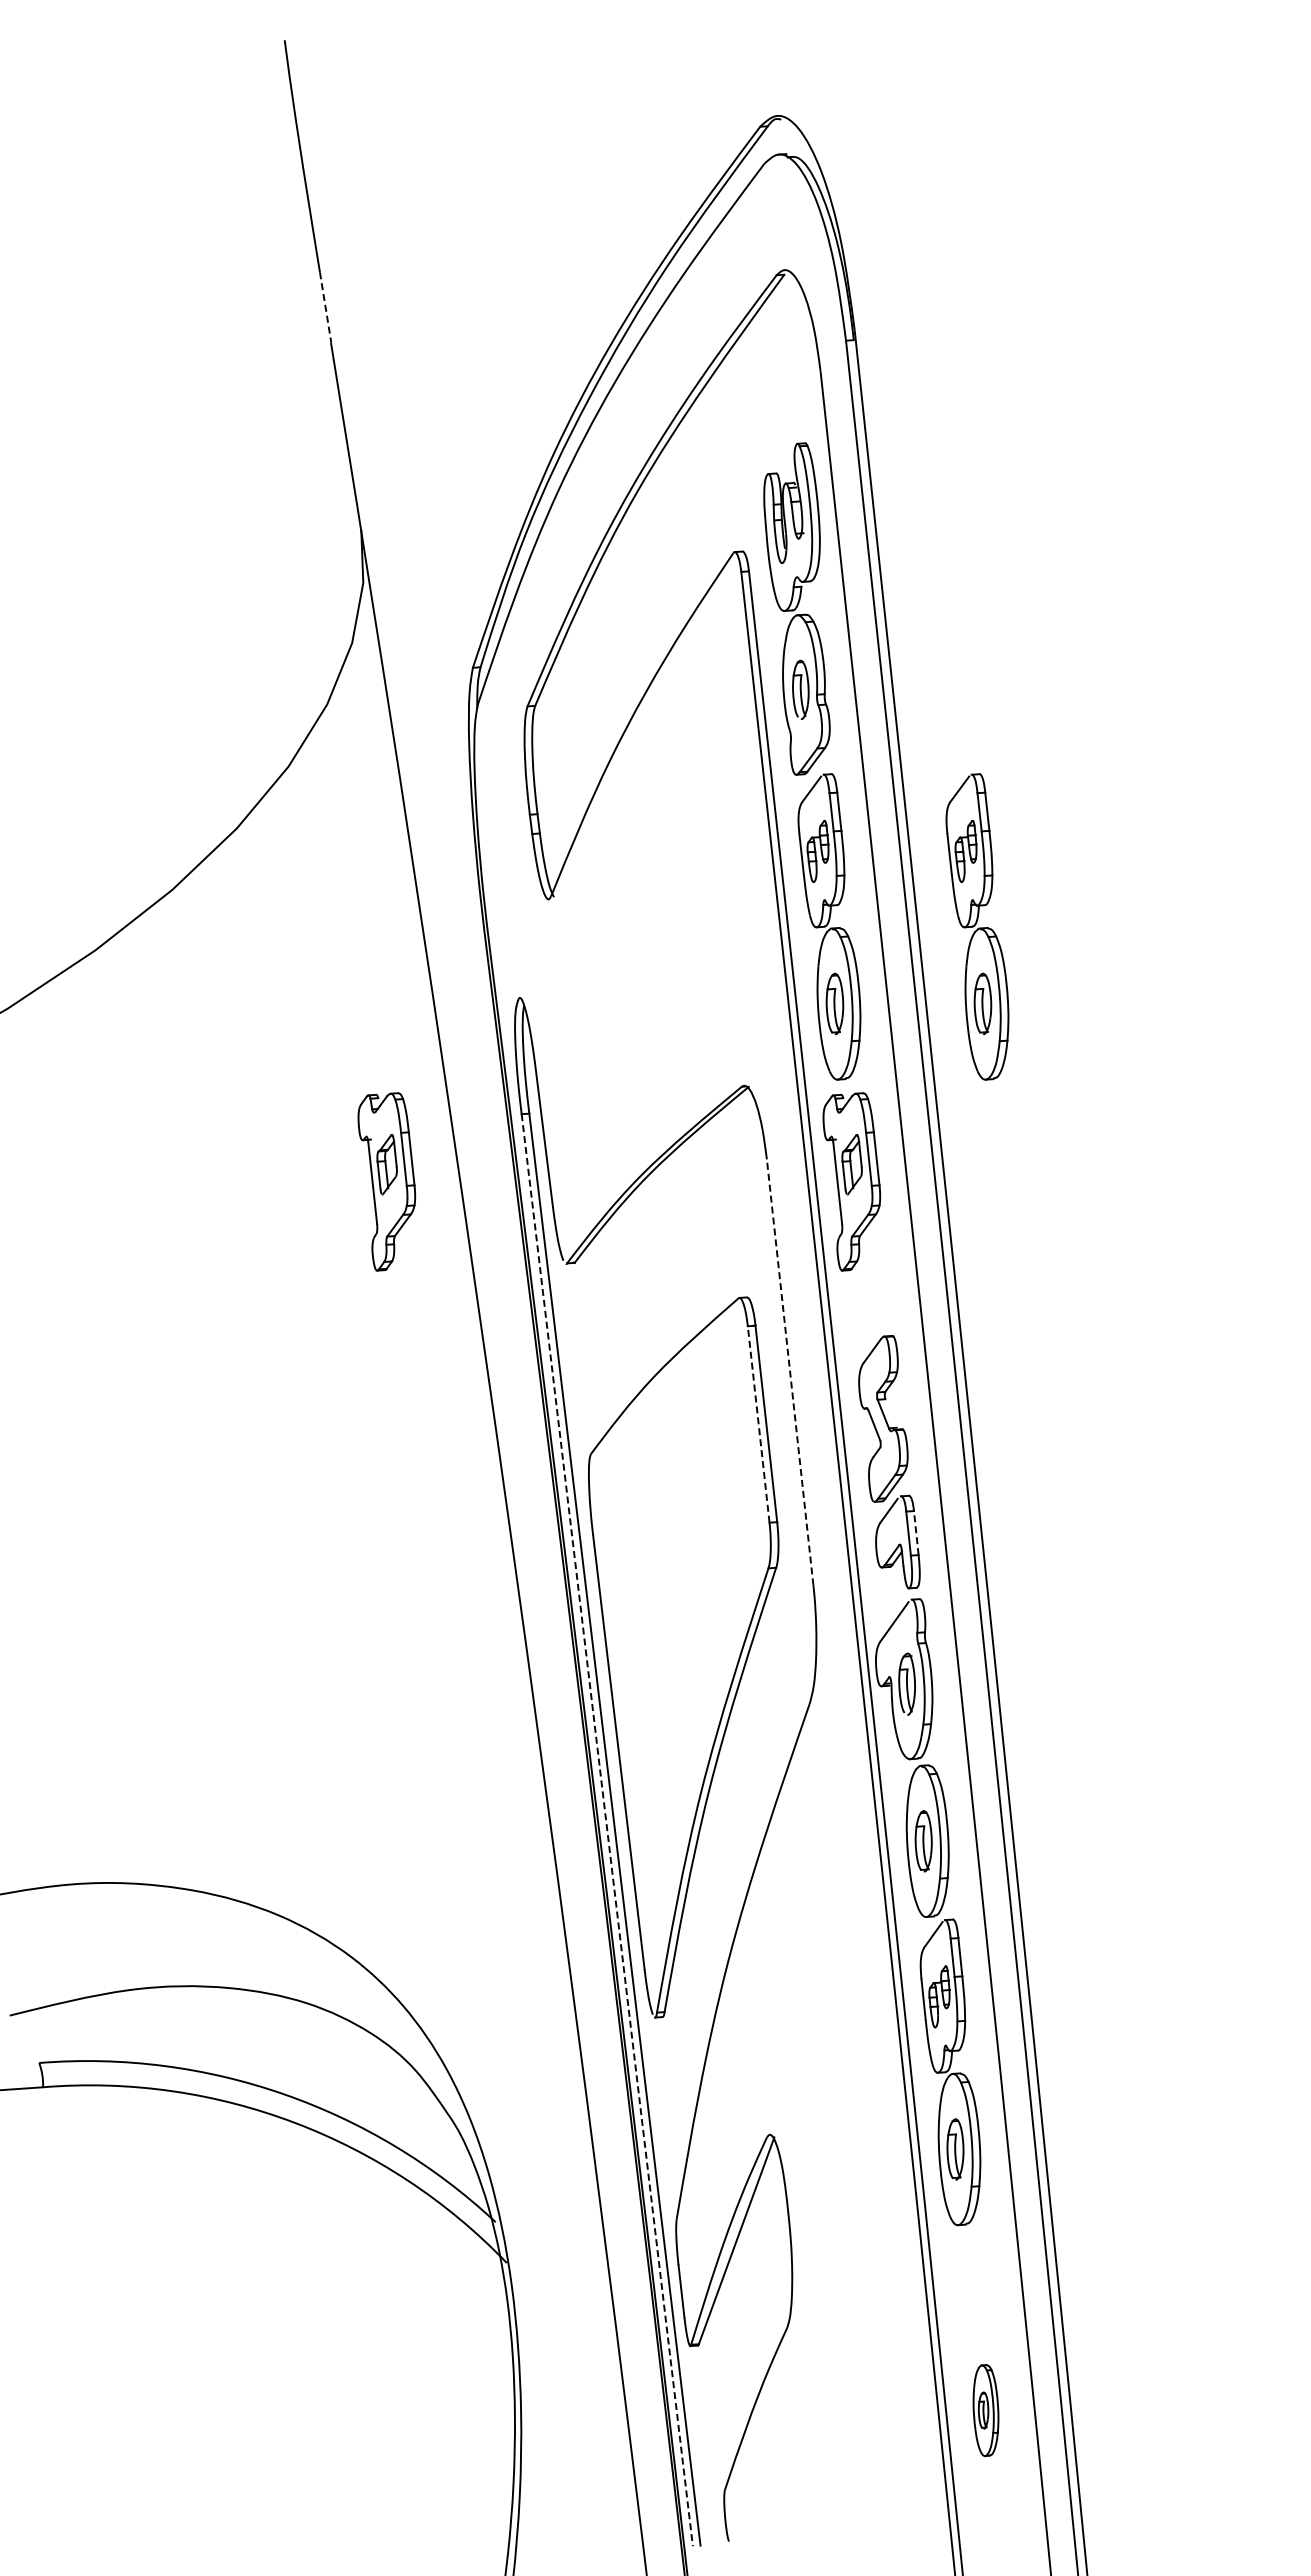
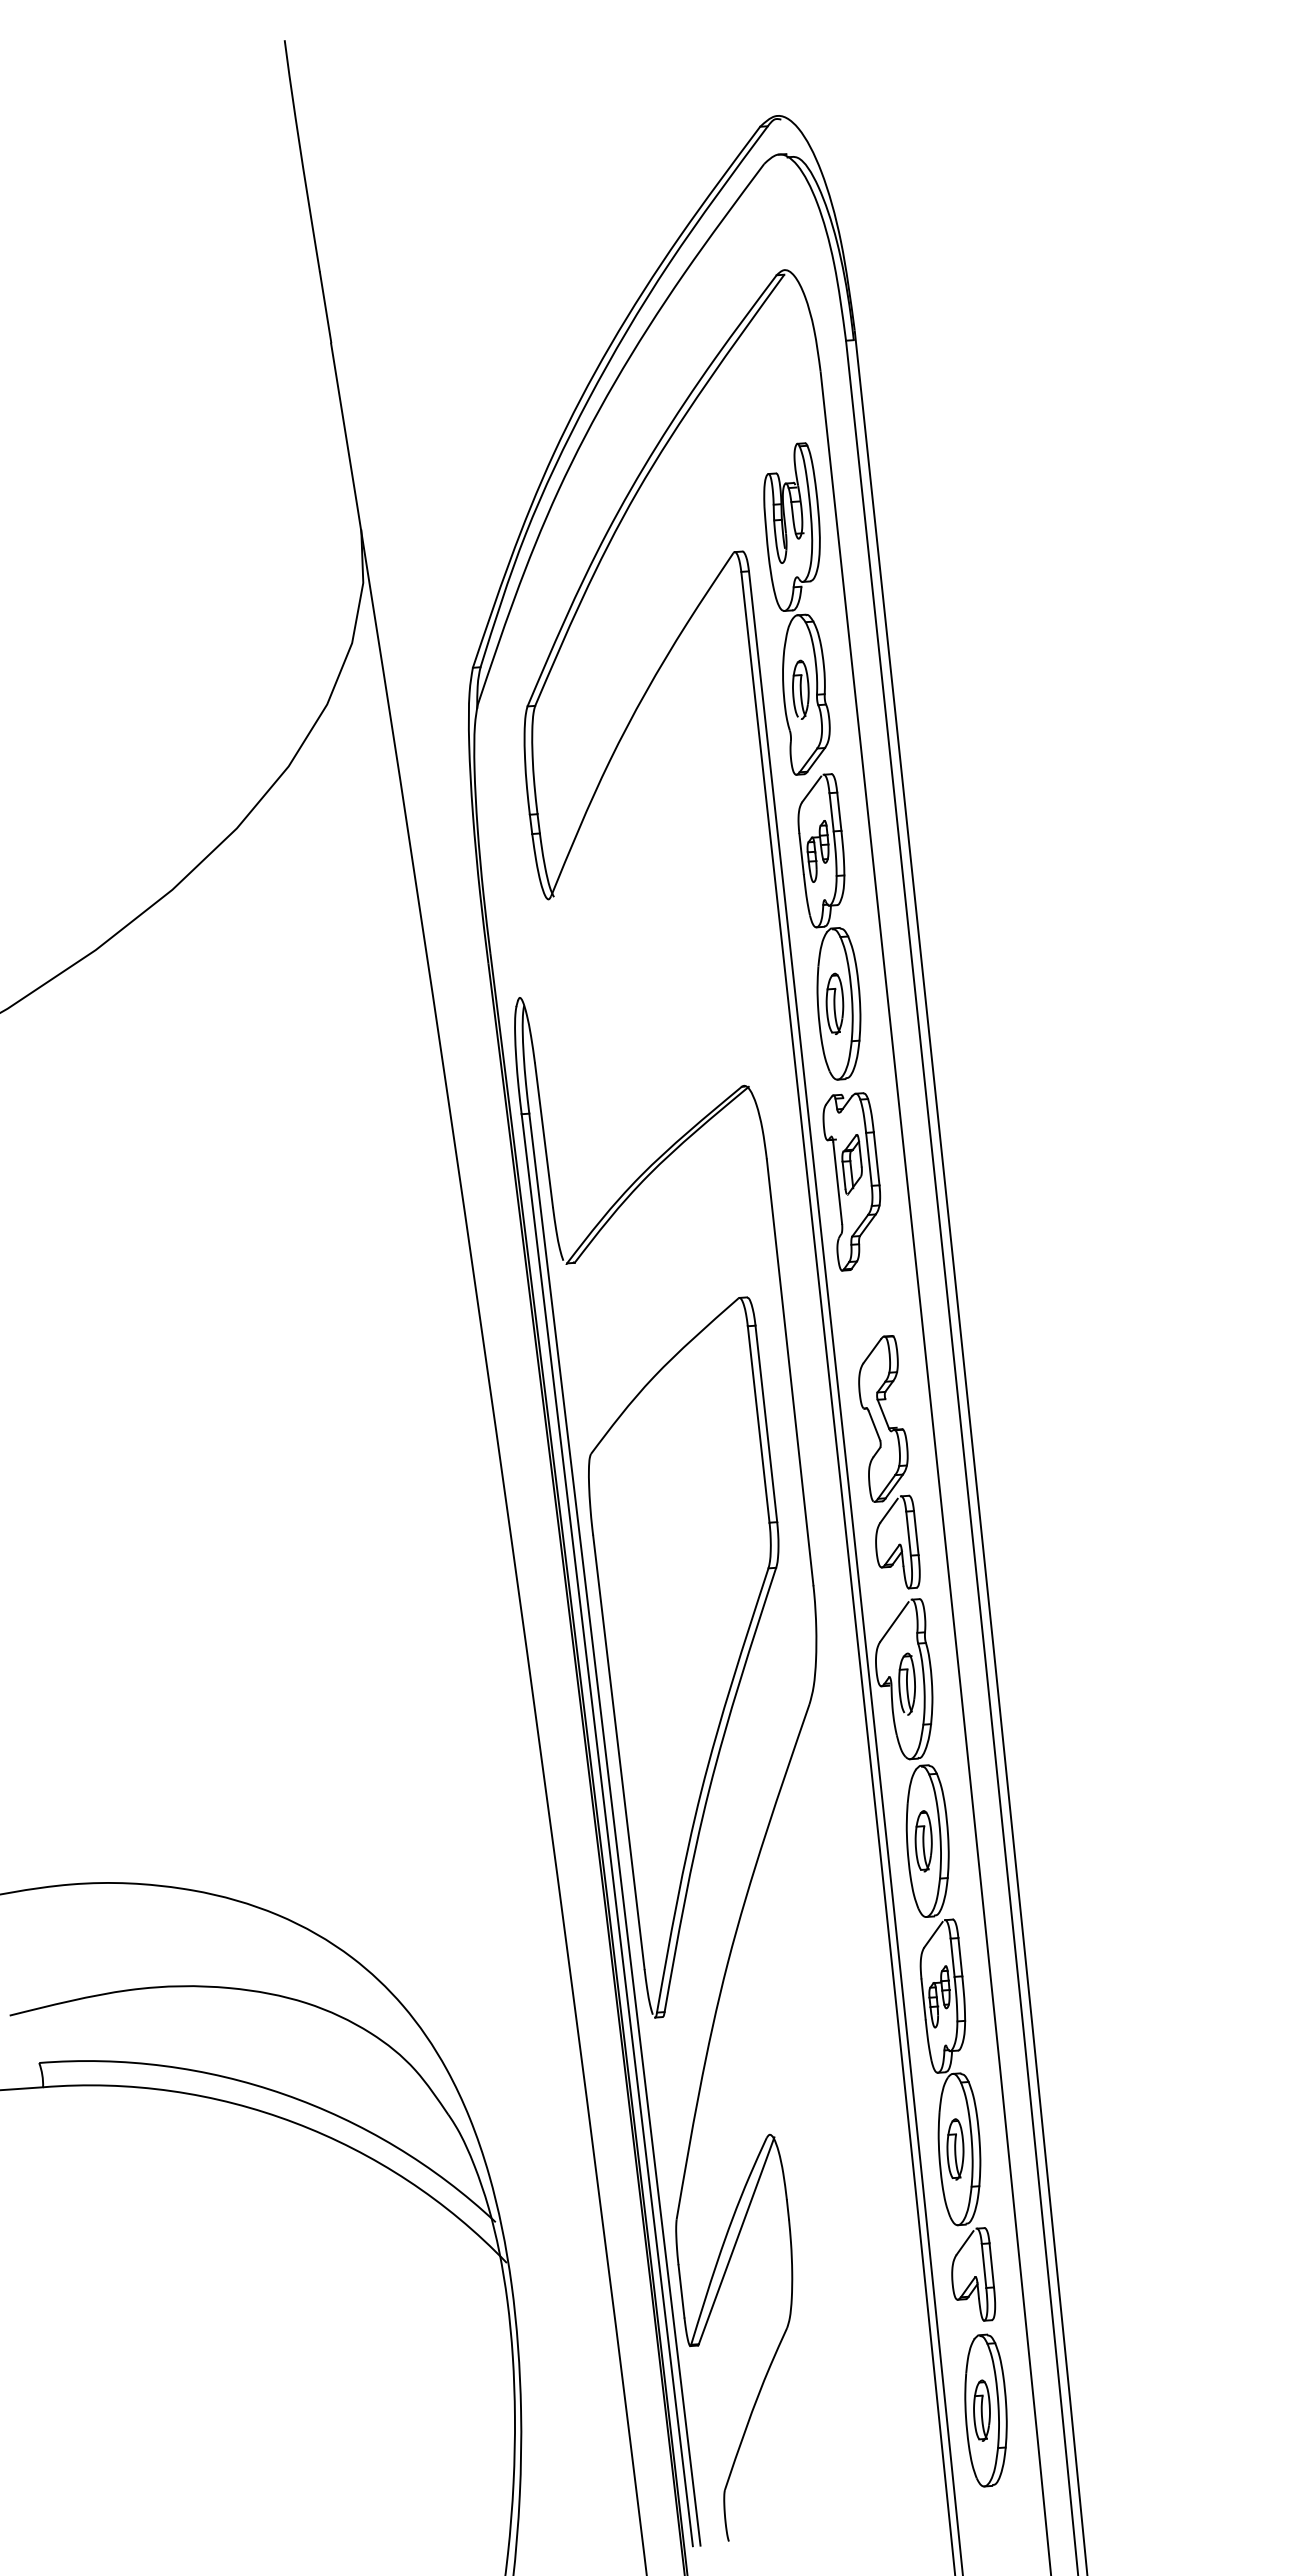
line: dashed -> solid (325, 307)
part: present -> none (977, 926)
part: present -> none (386, 1181)
line: dashed -> solid (790, 1371)
line: dashed -> solid (758, 1424)
line: dashed -> solid (916, 1532)
line: dashed -> solid (607, 1830)
part: none -> present (973, 2274)
part size: 28x94 px -> 44x155 px (985, 2410)
